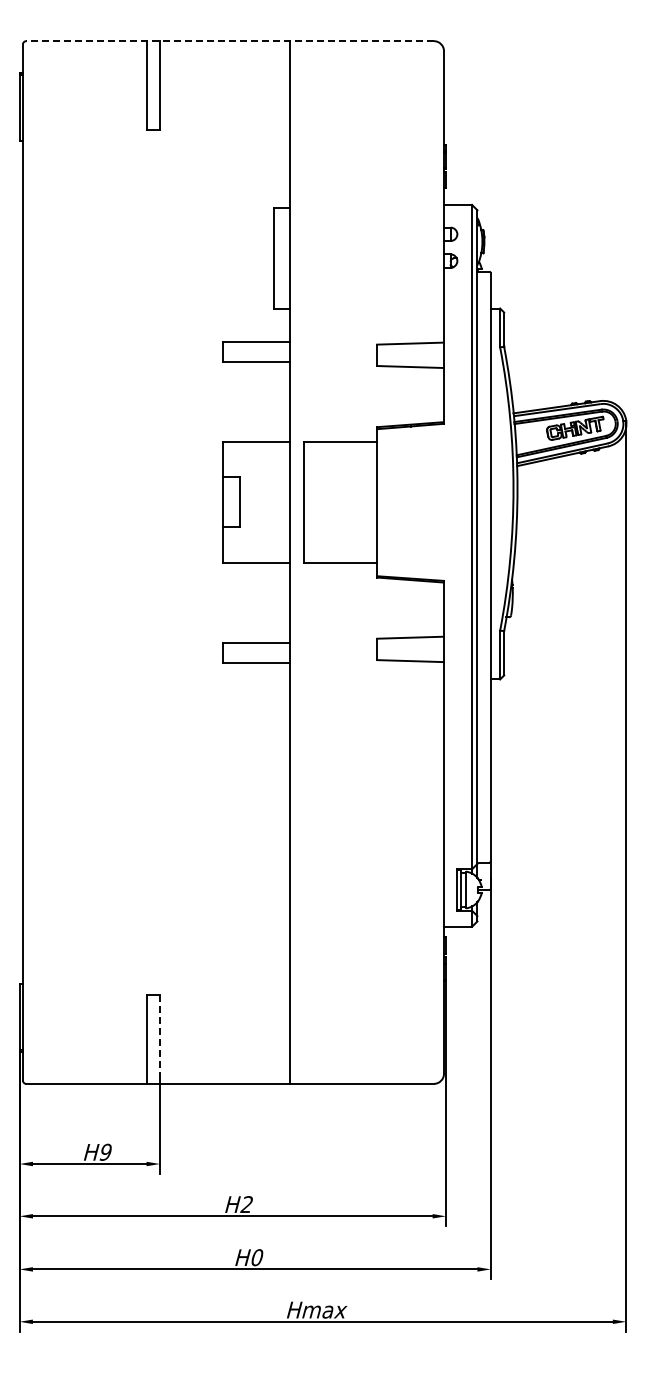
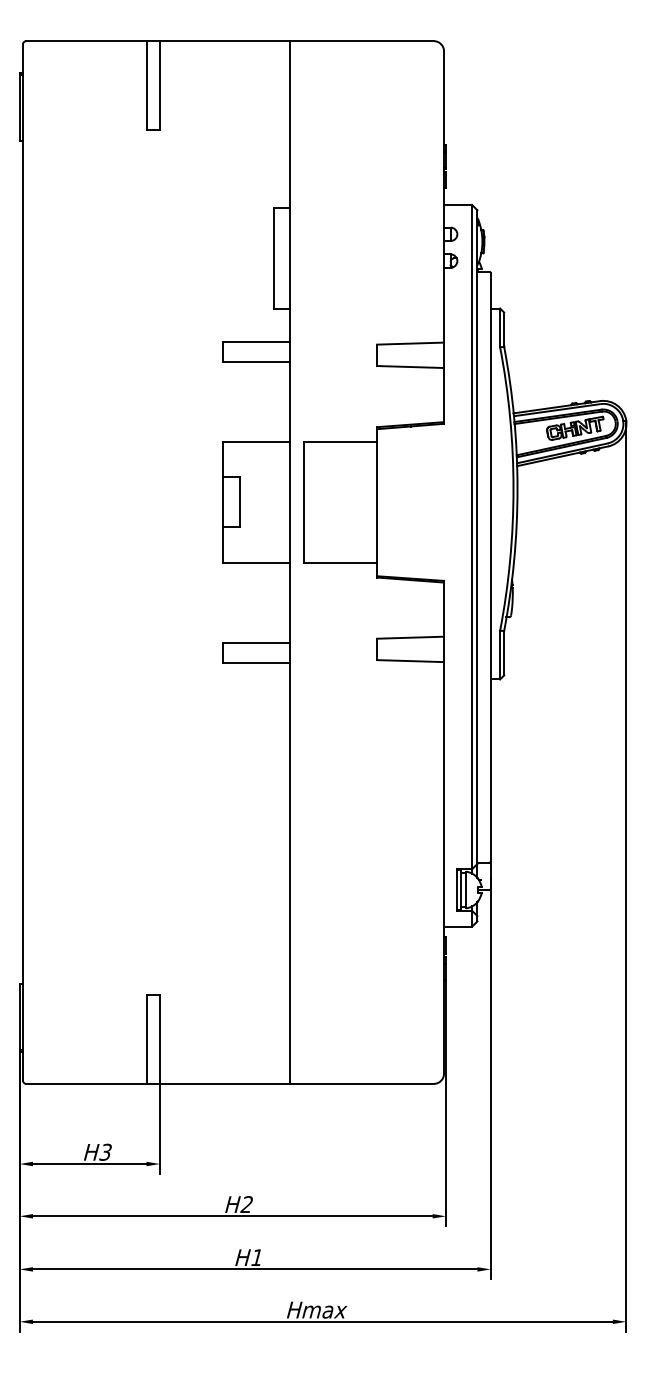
line: dashed -> solid (230, 41)
line: dashed -> solid (159, 1040)
text: H9 -> H3 (105, 1151)
text: H0 -> H1 (257, 1257)
